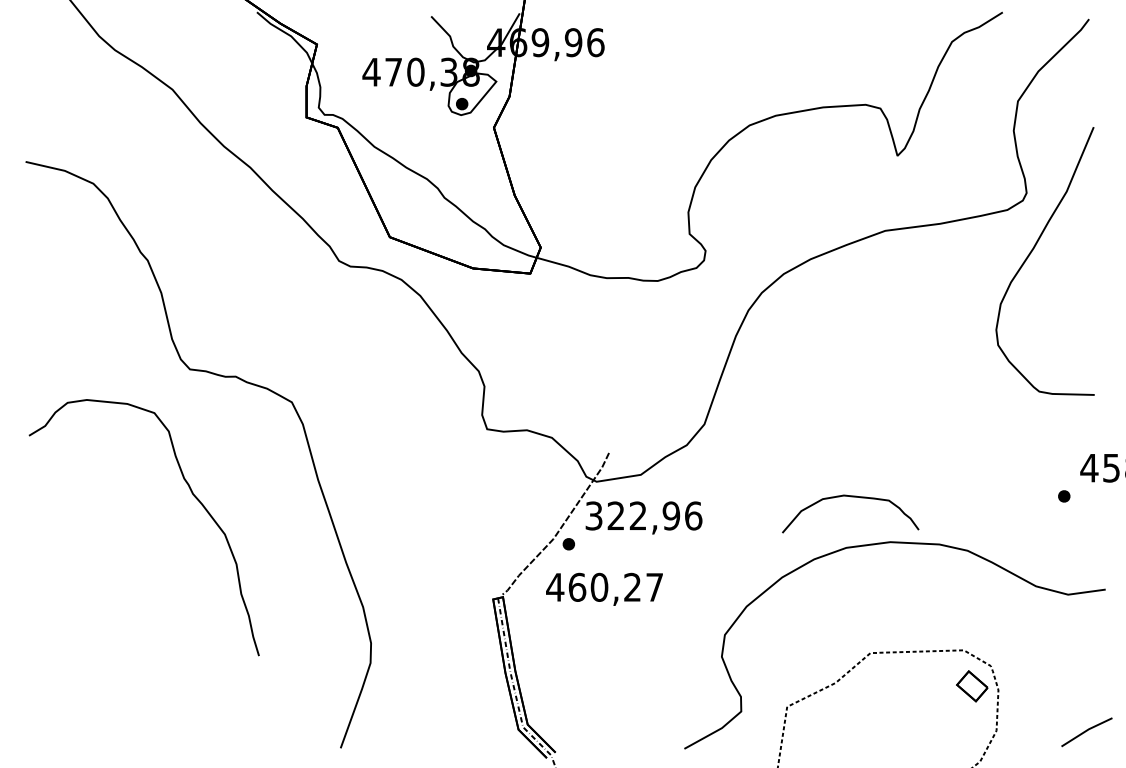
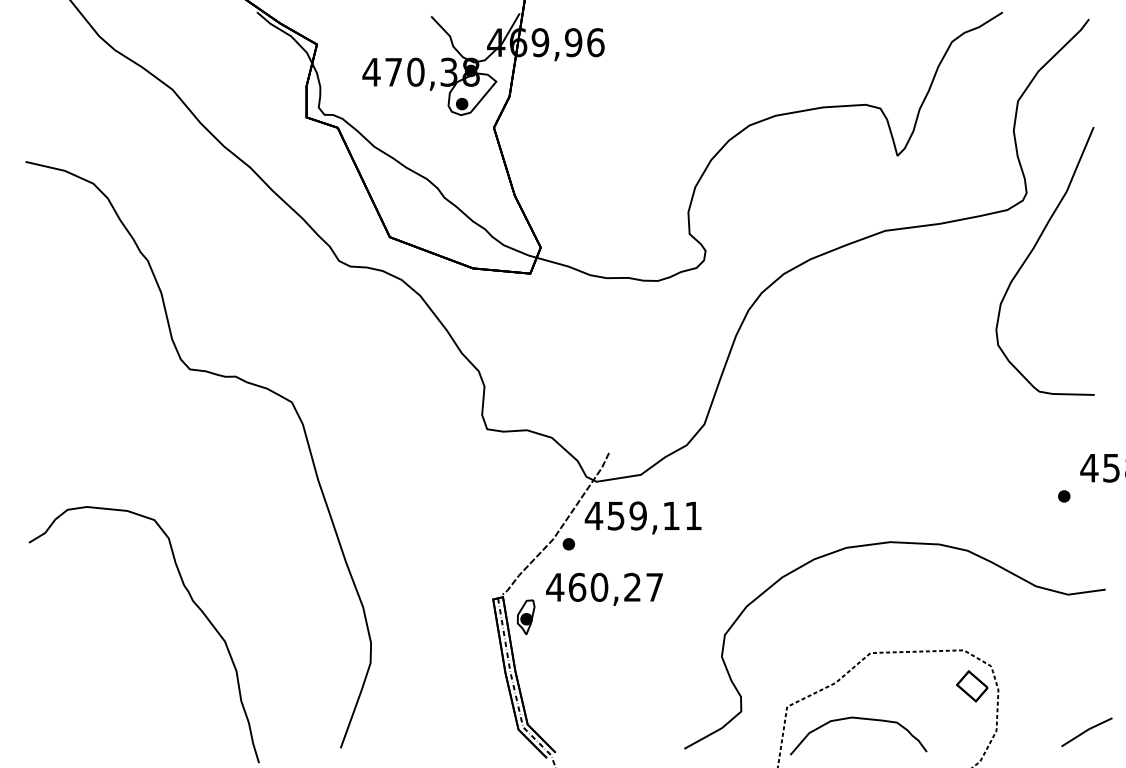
curve position: (191, 493) -> (191, 600) (191, 600)
curve position: (850, 497) -> (858, 719) (858, 719)
text: 322,96 -> 459,11 (643, 515)
part: none -> present (525, 616)
